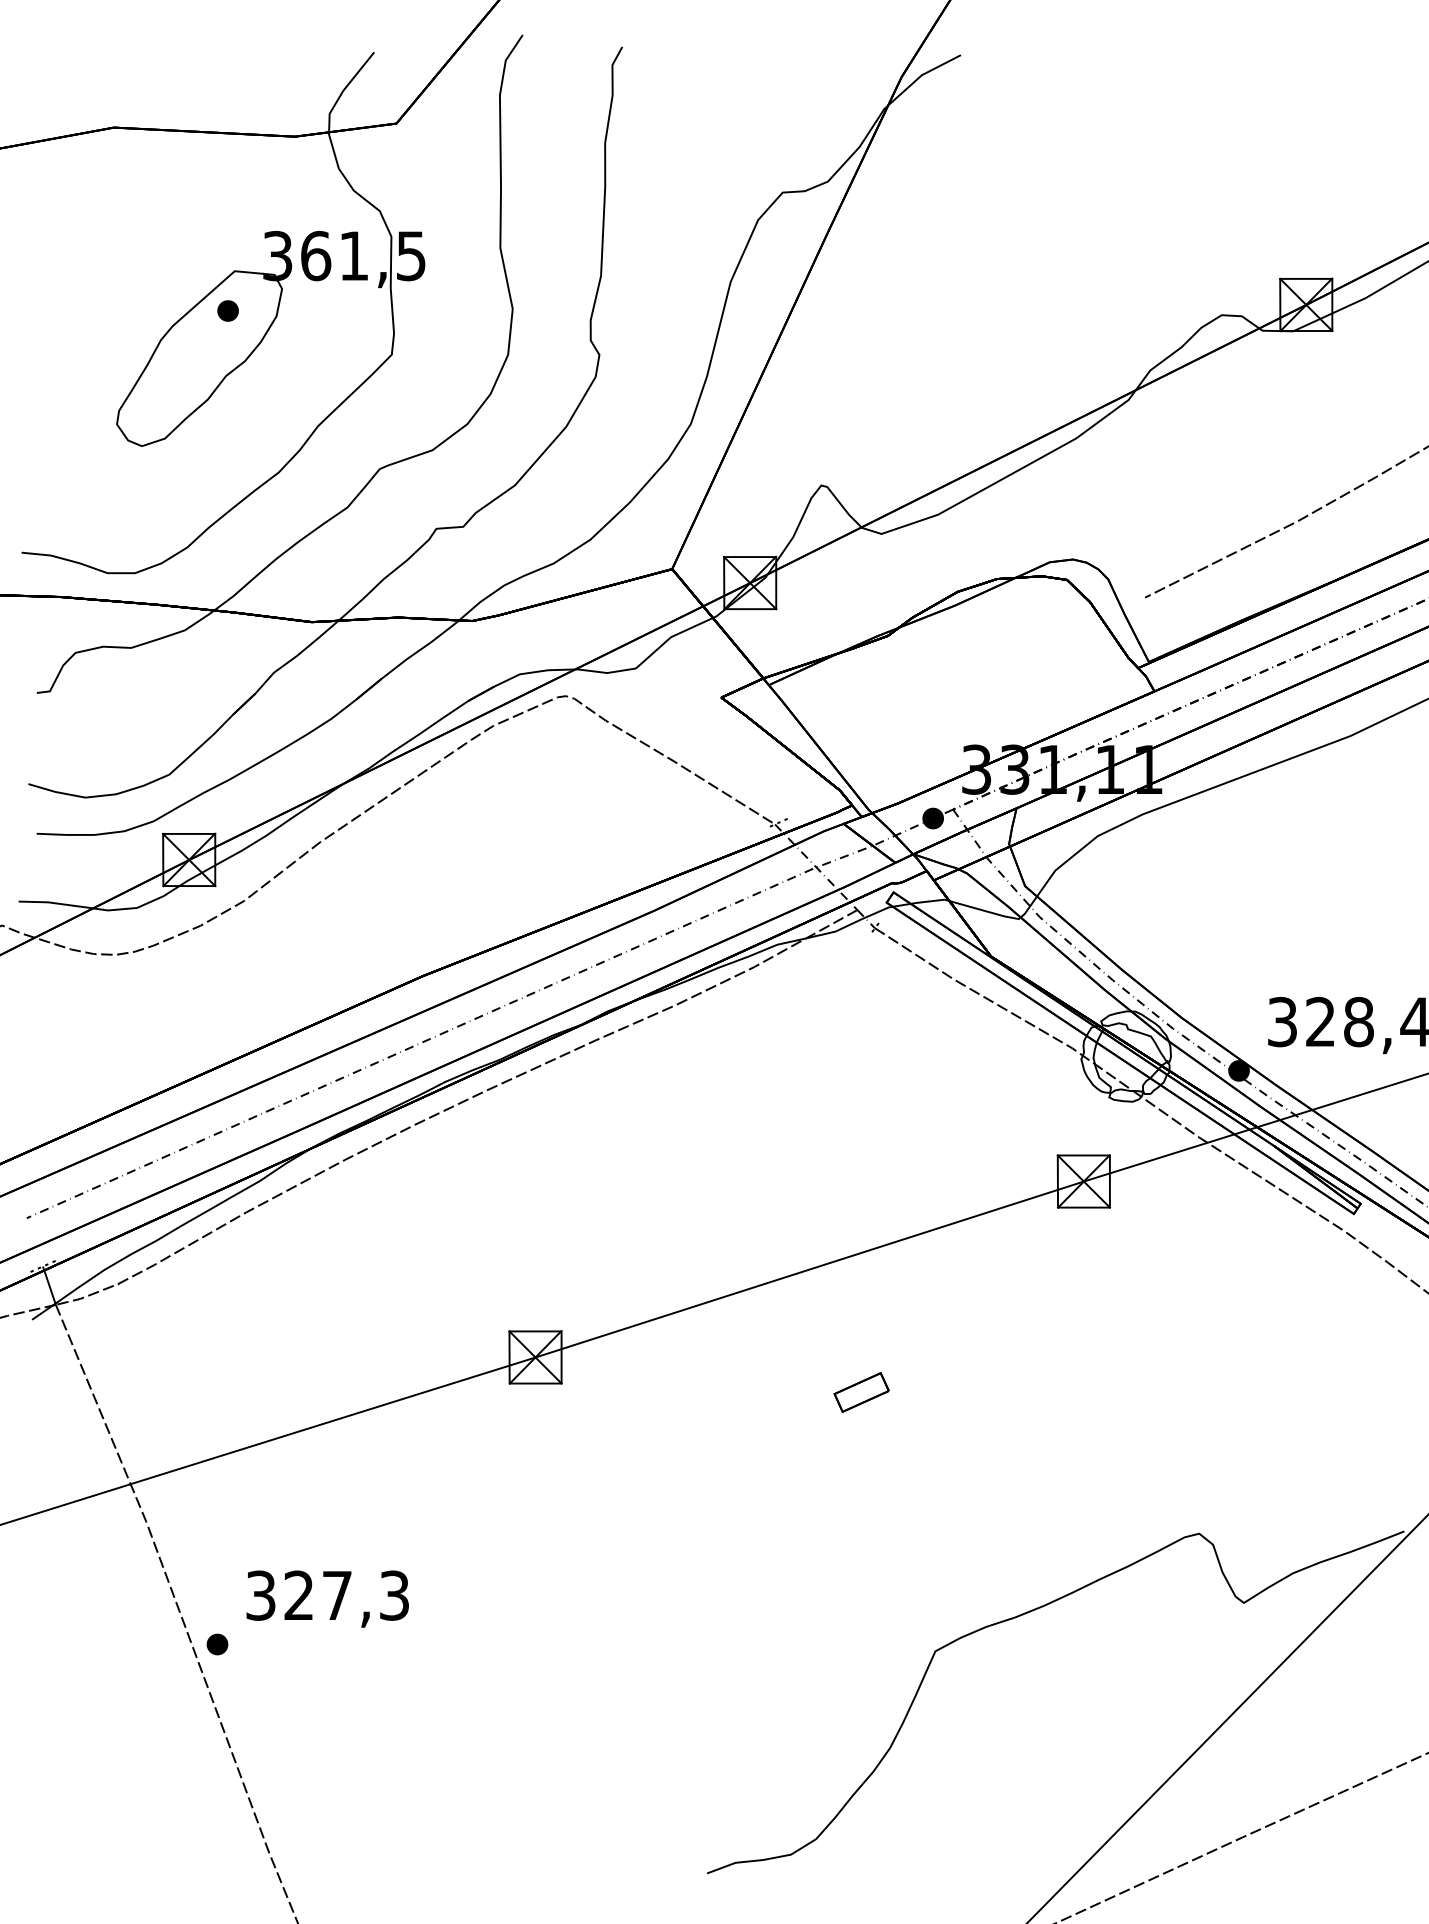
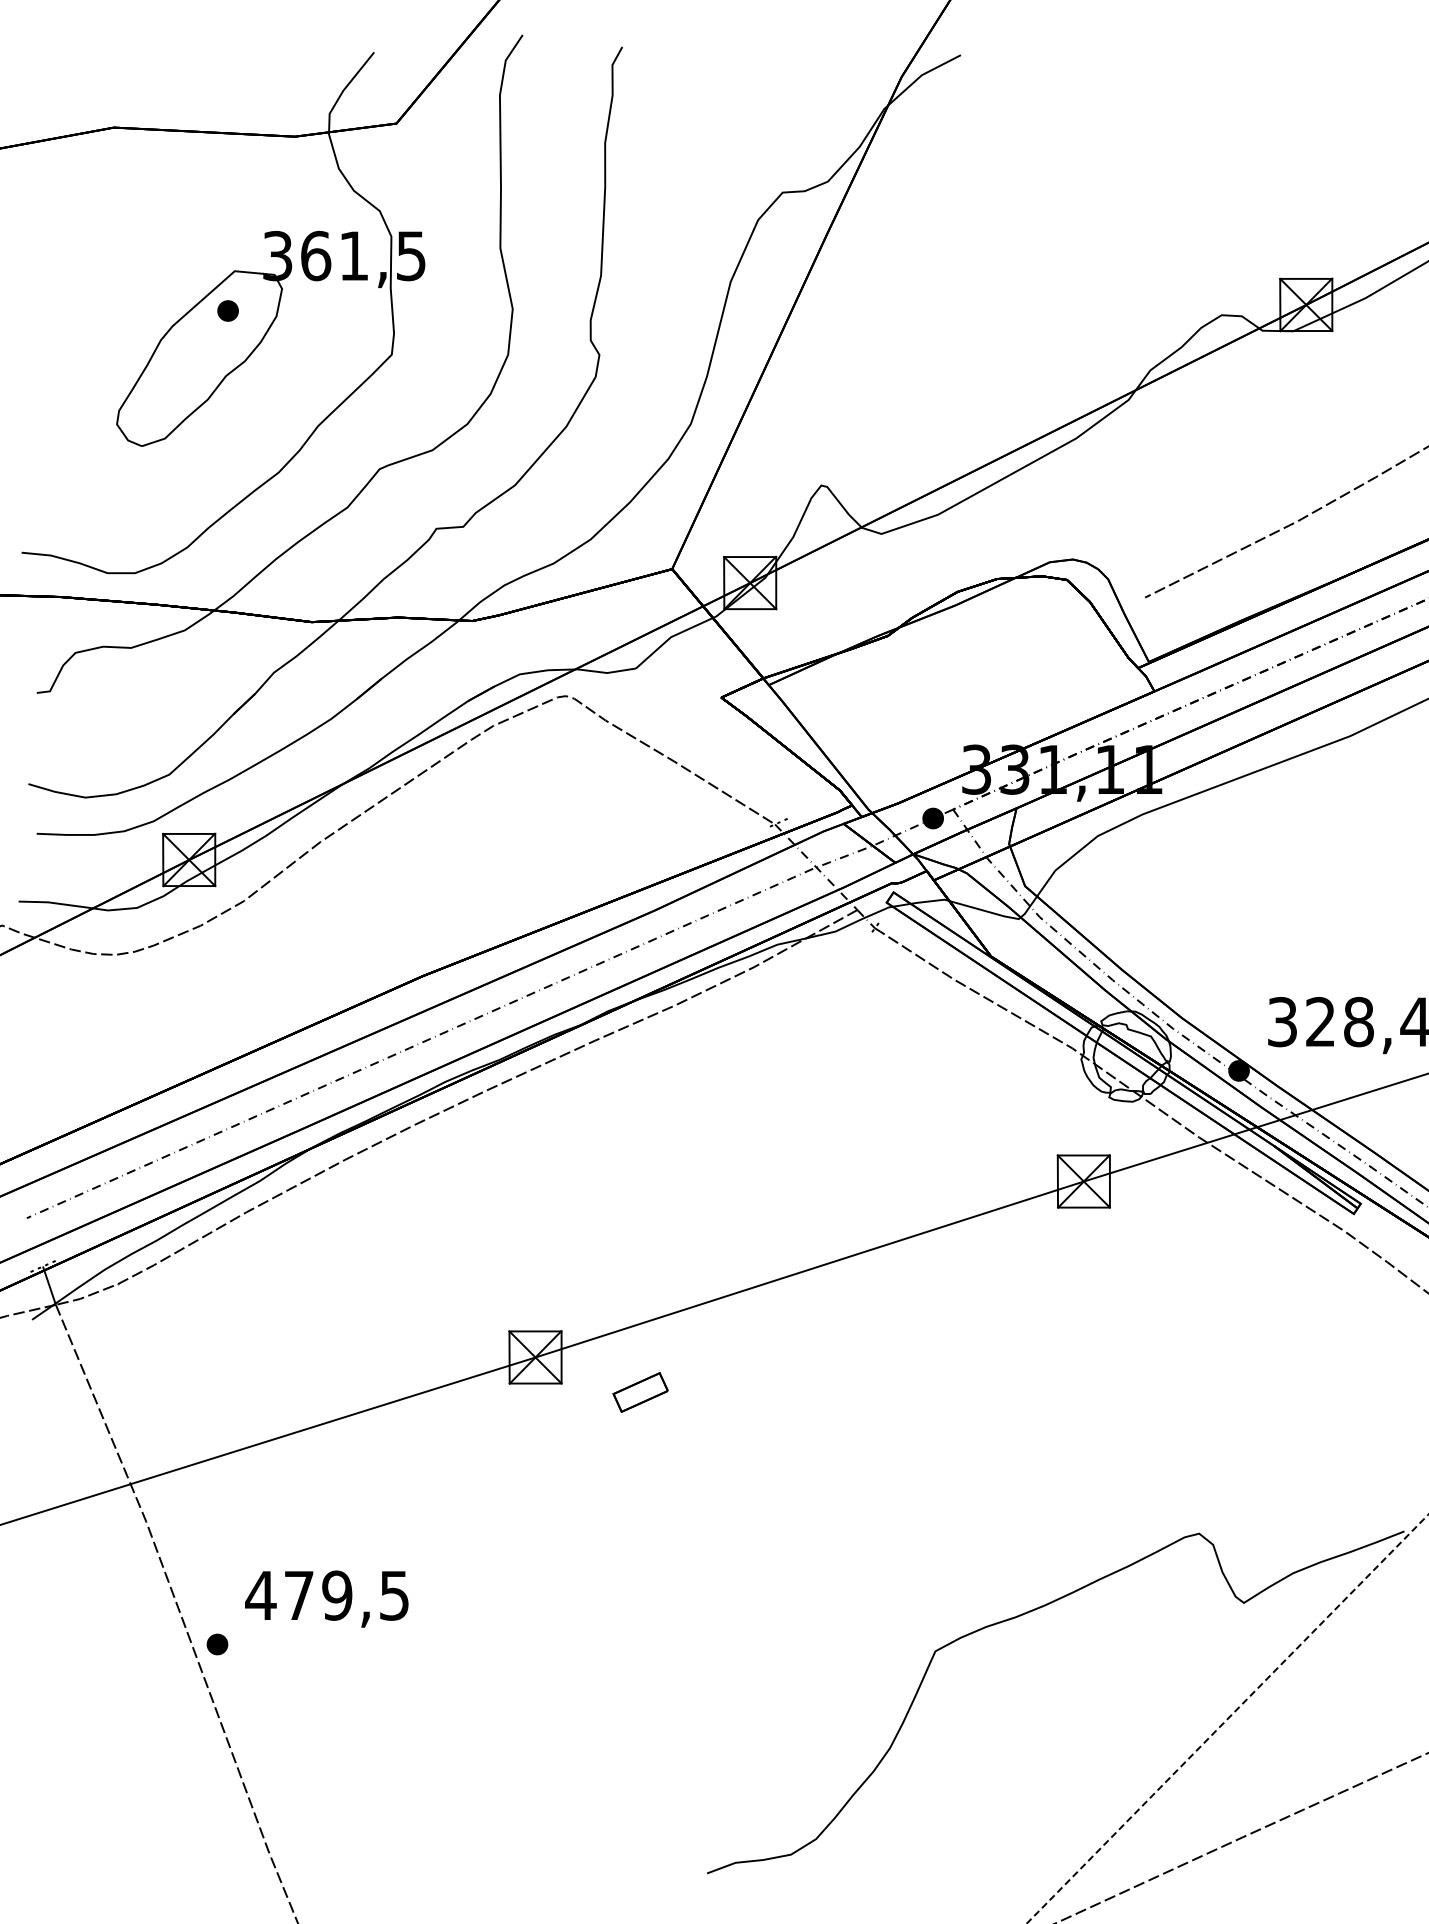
part position: (861, 1392) -> (640, 1392) (640, 1392)
text: 327,3 -> 479,5 (326, 1595)
line: solid -> dashed (1227, 1719)
